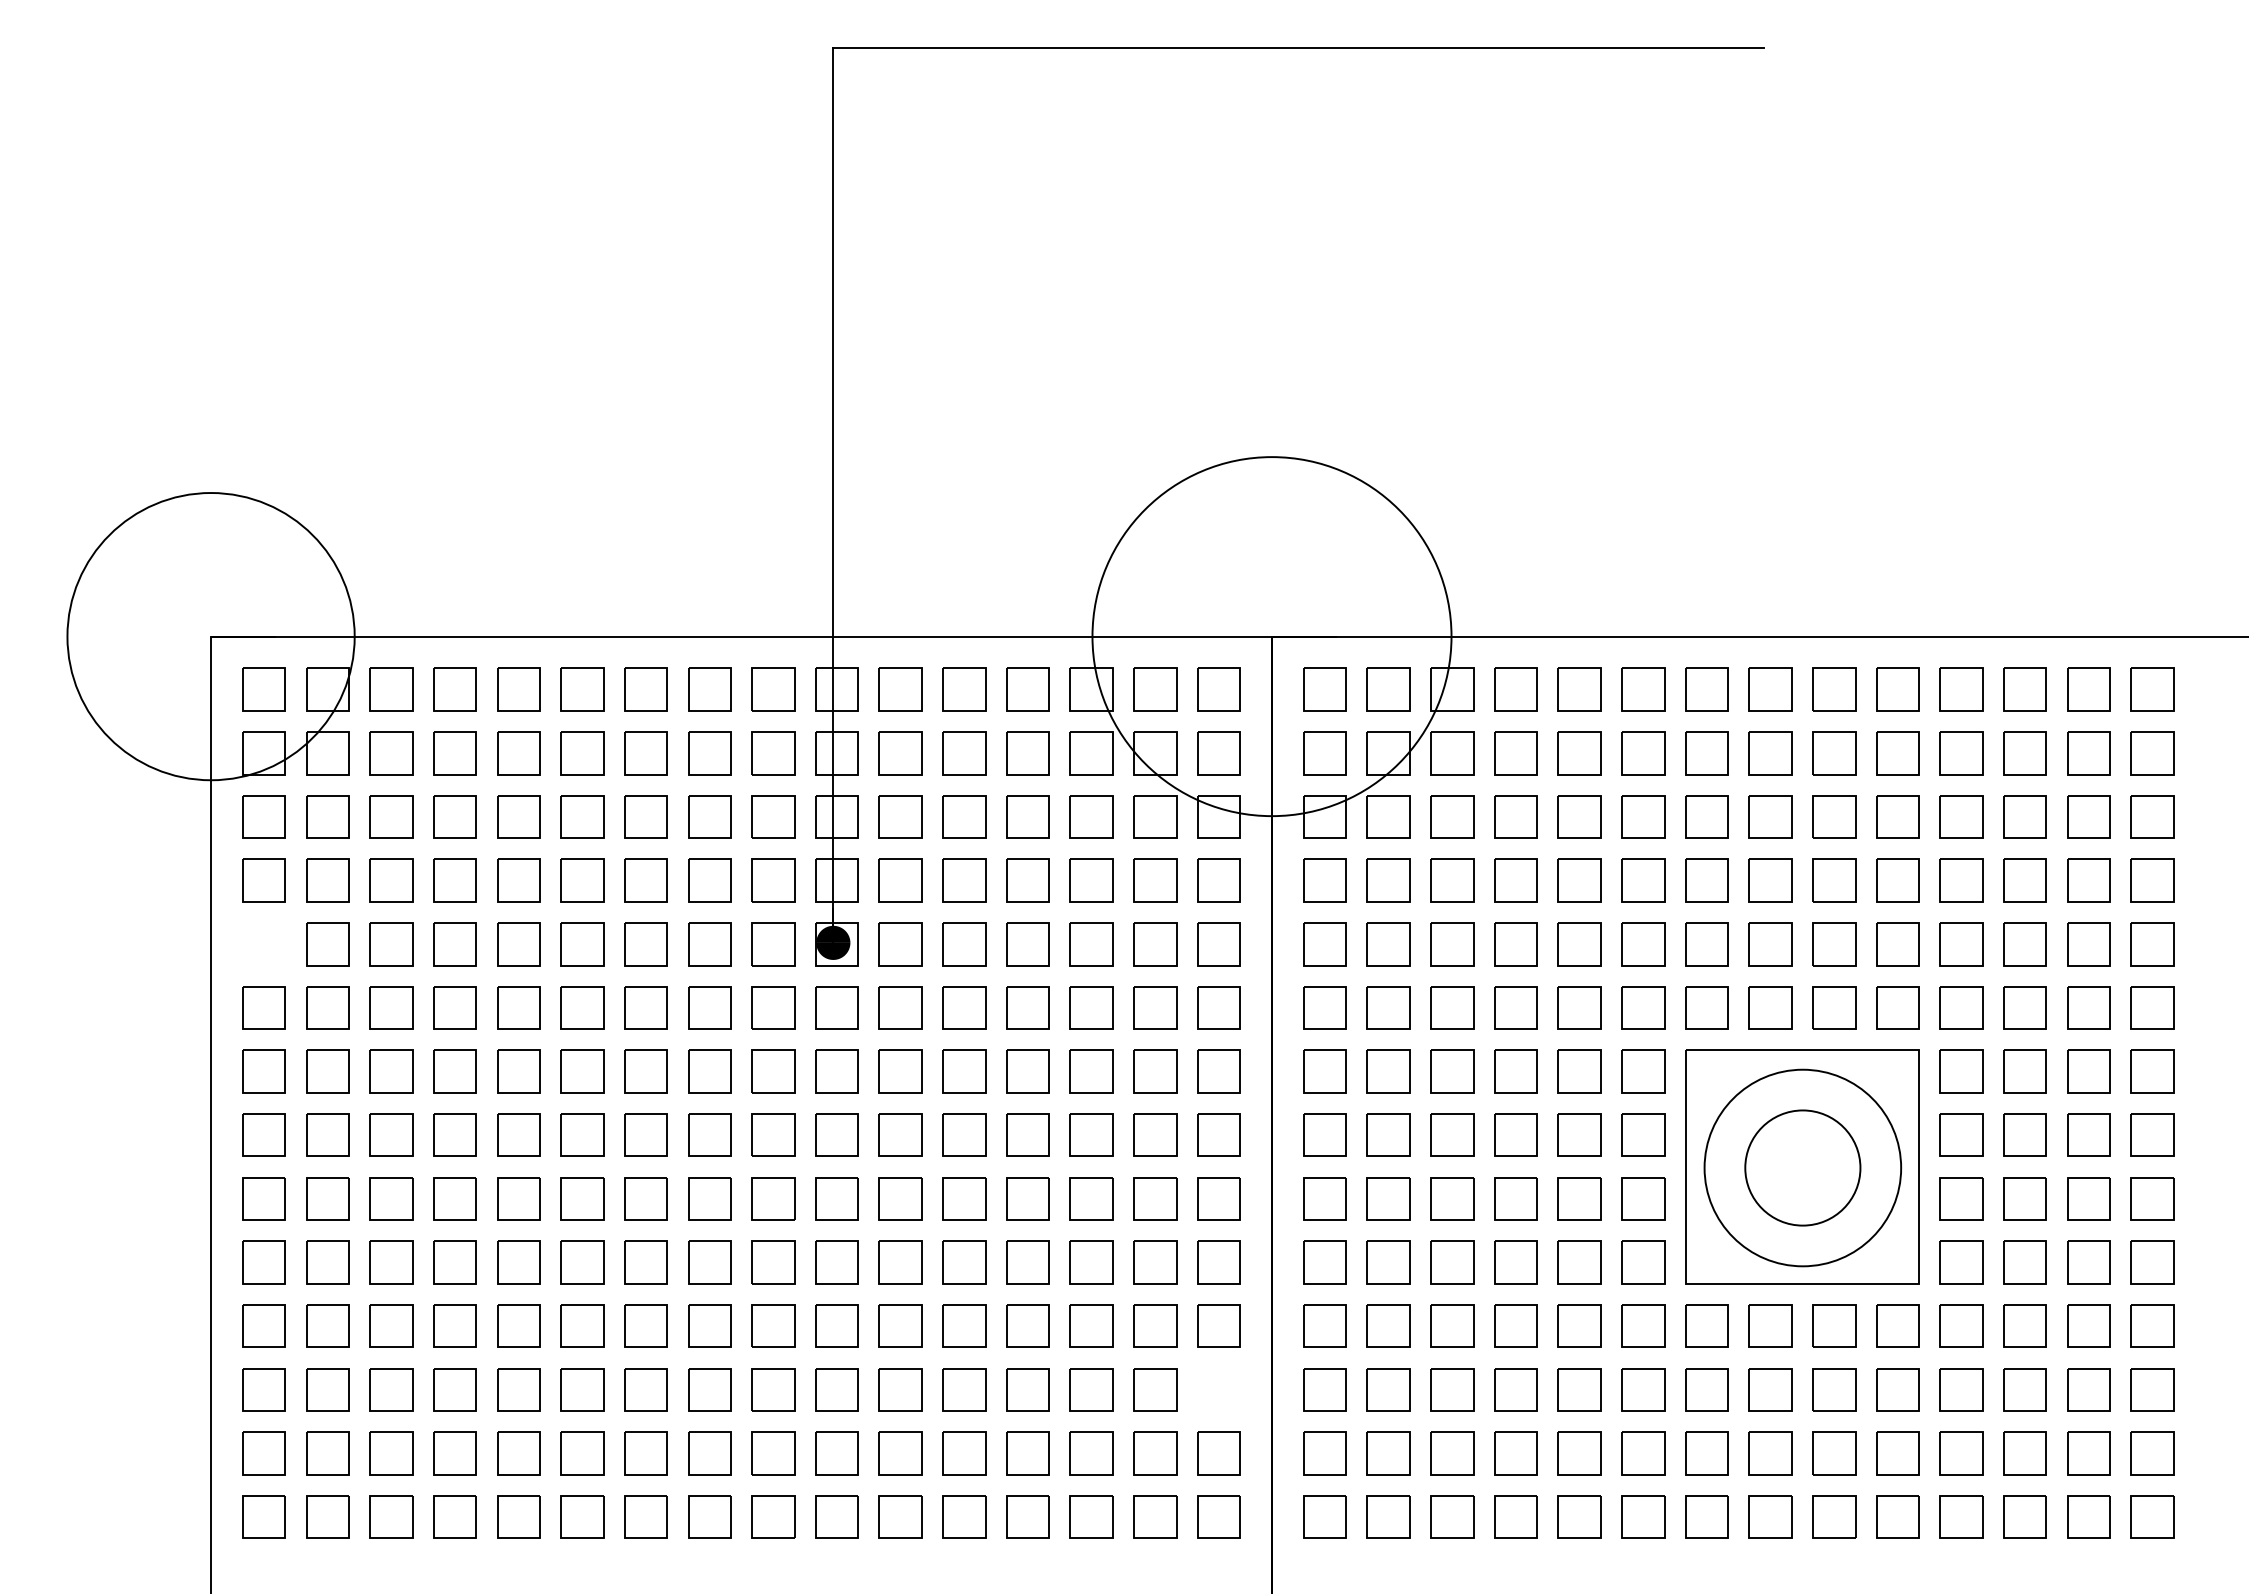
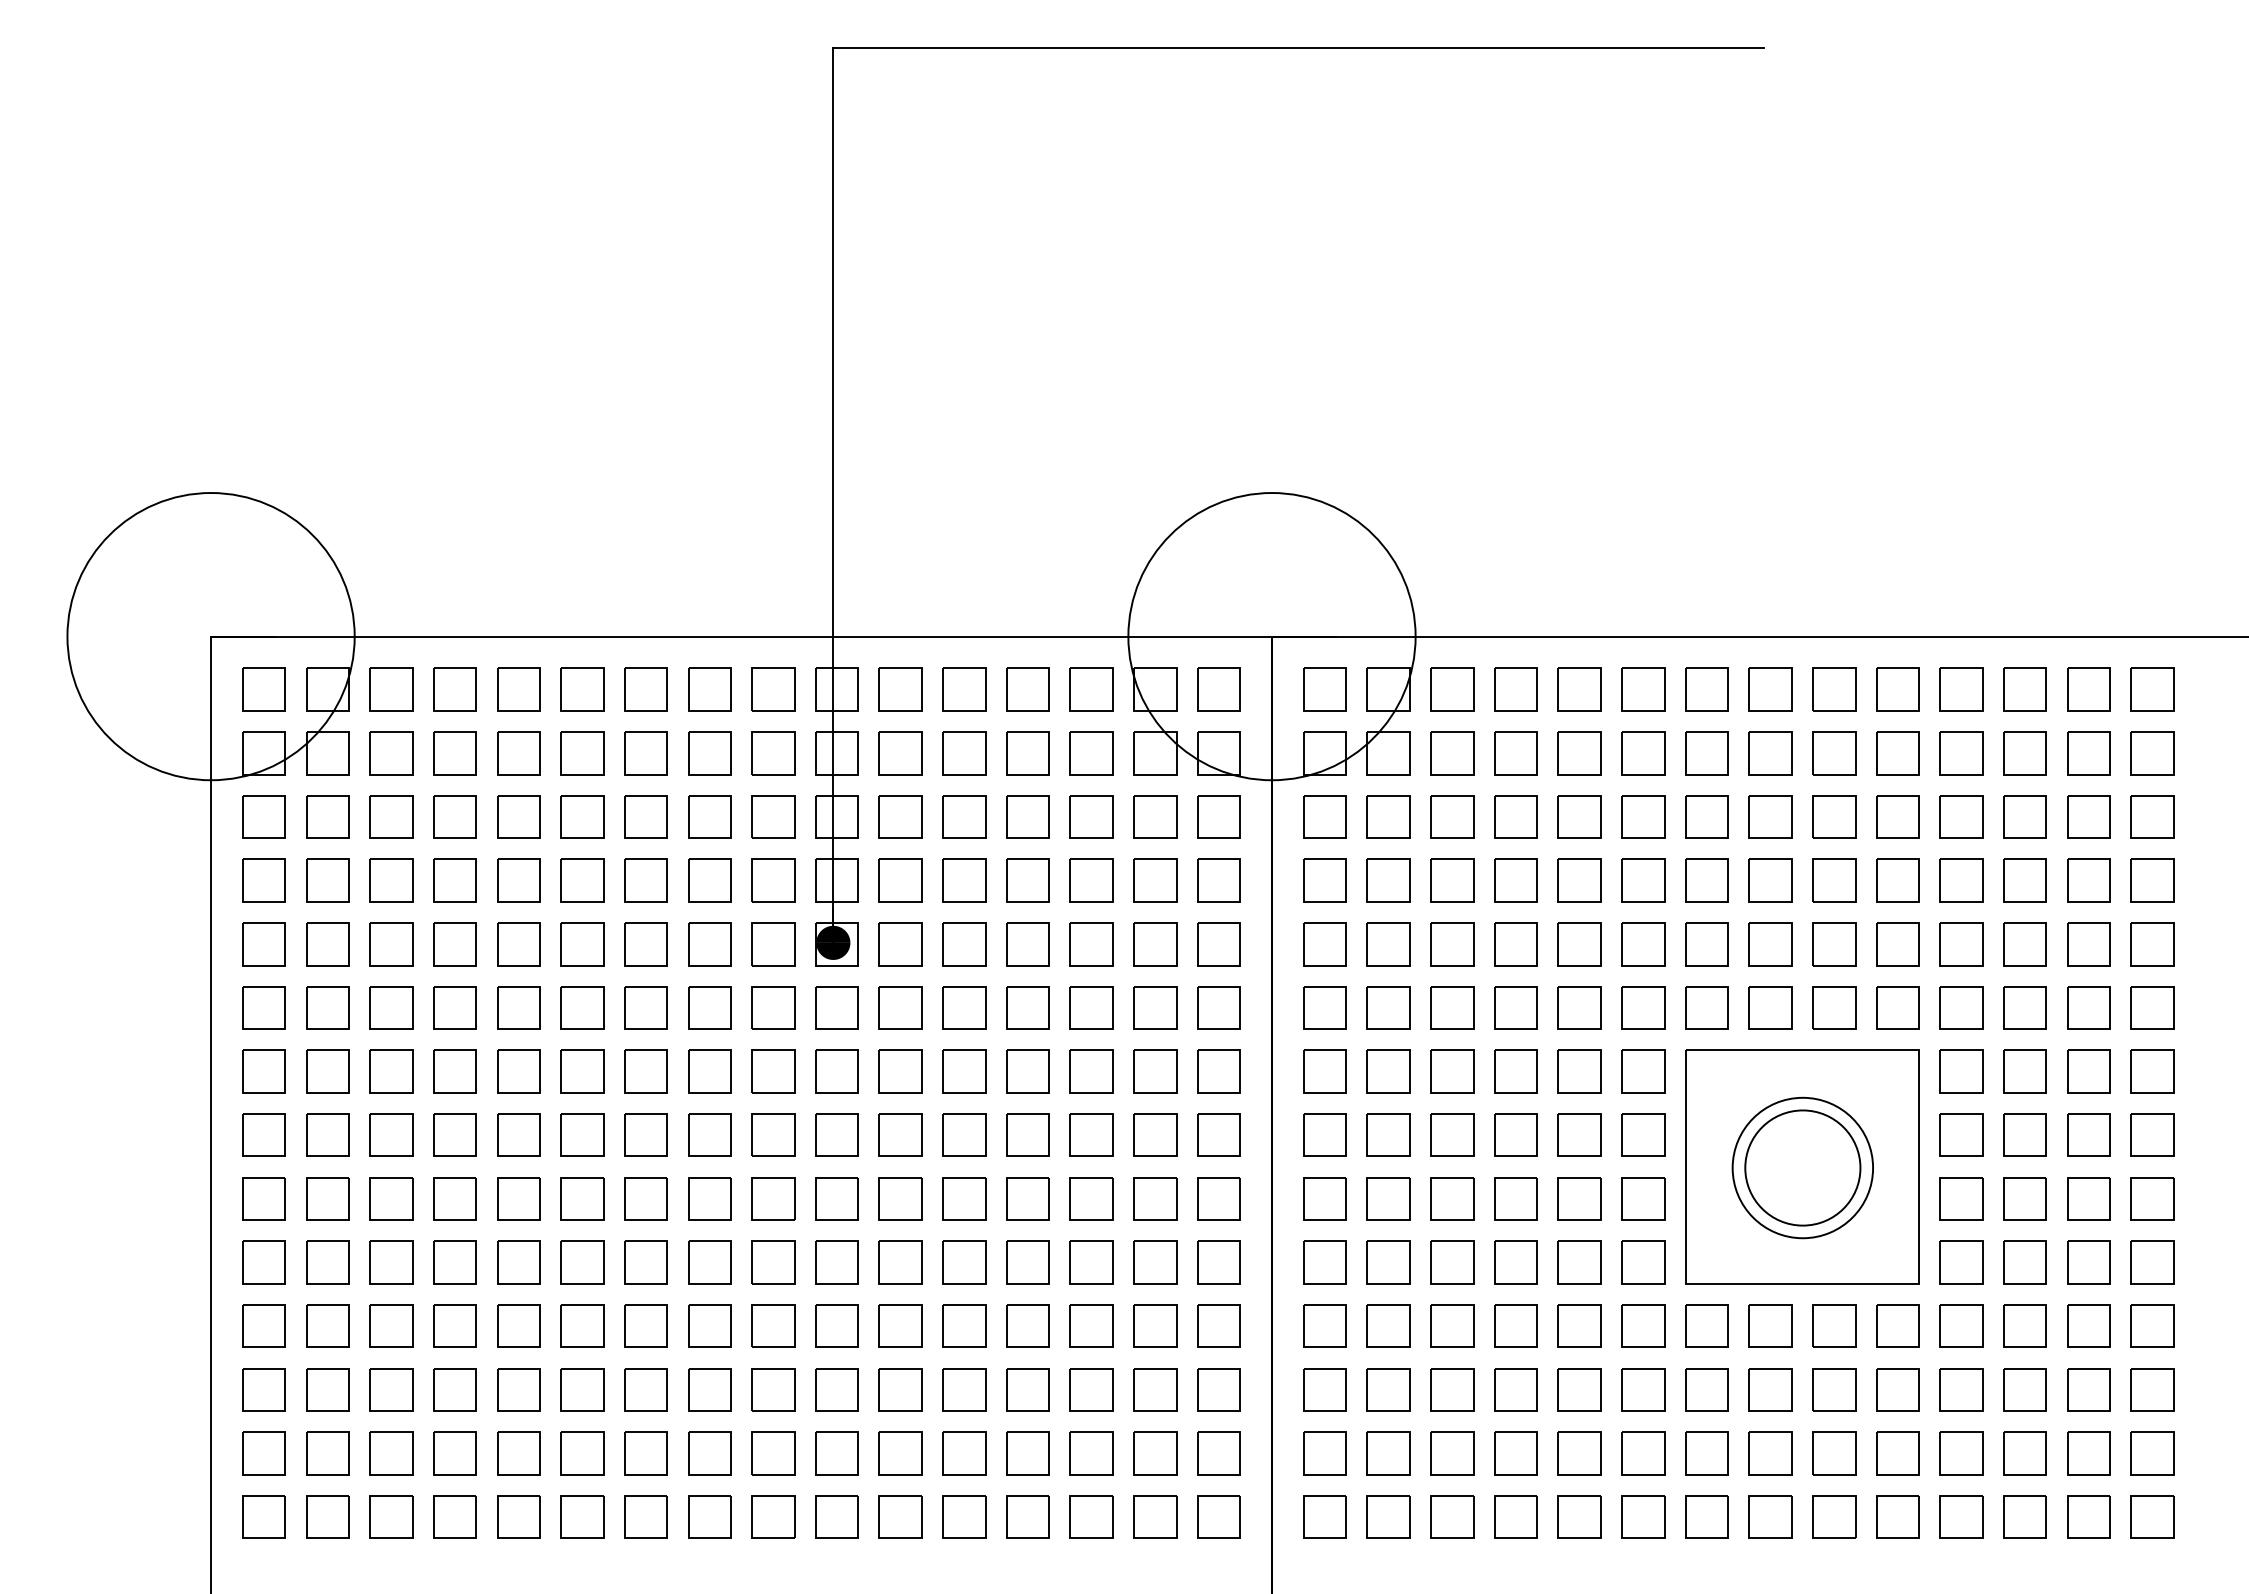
circle diameter: 359 px -> 287 px (1271, 636)
part: none -> present (263, 944)
circle diameter: 197 px -> 140 px (1802, 1167)
part: none -> present (1218, 1389)
